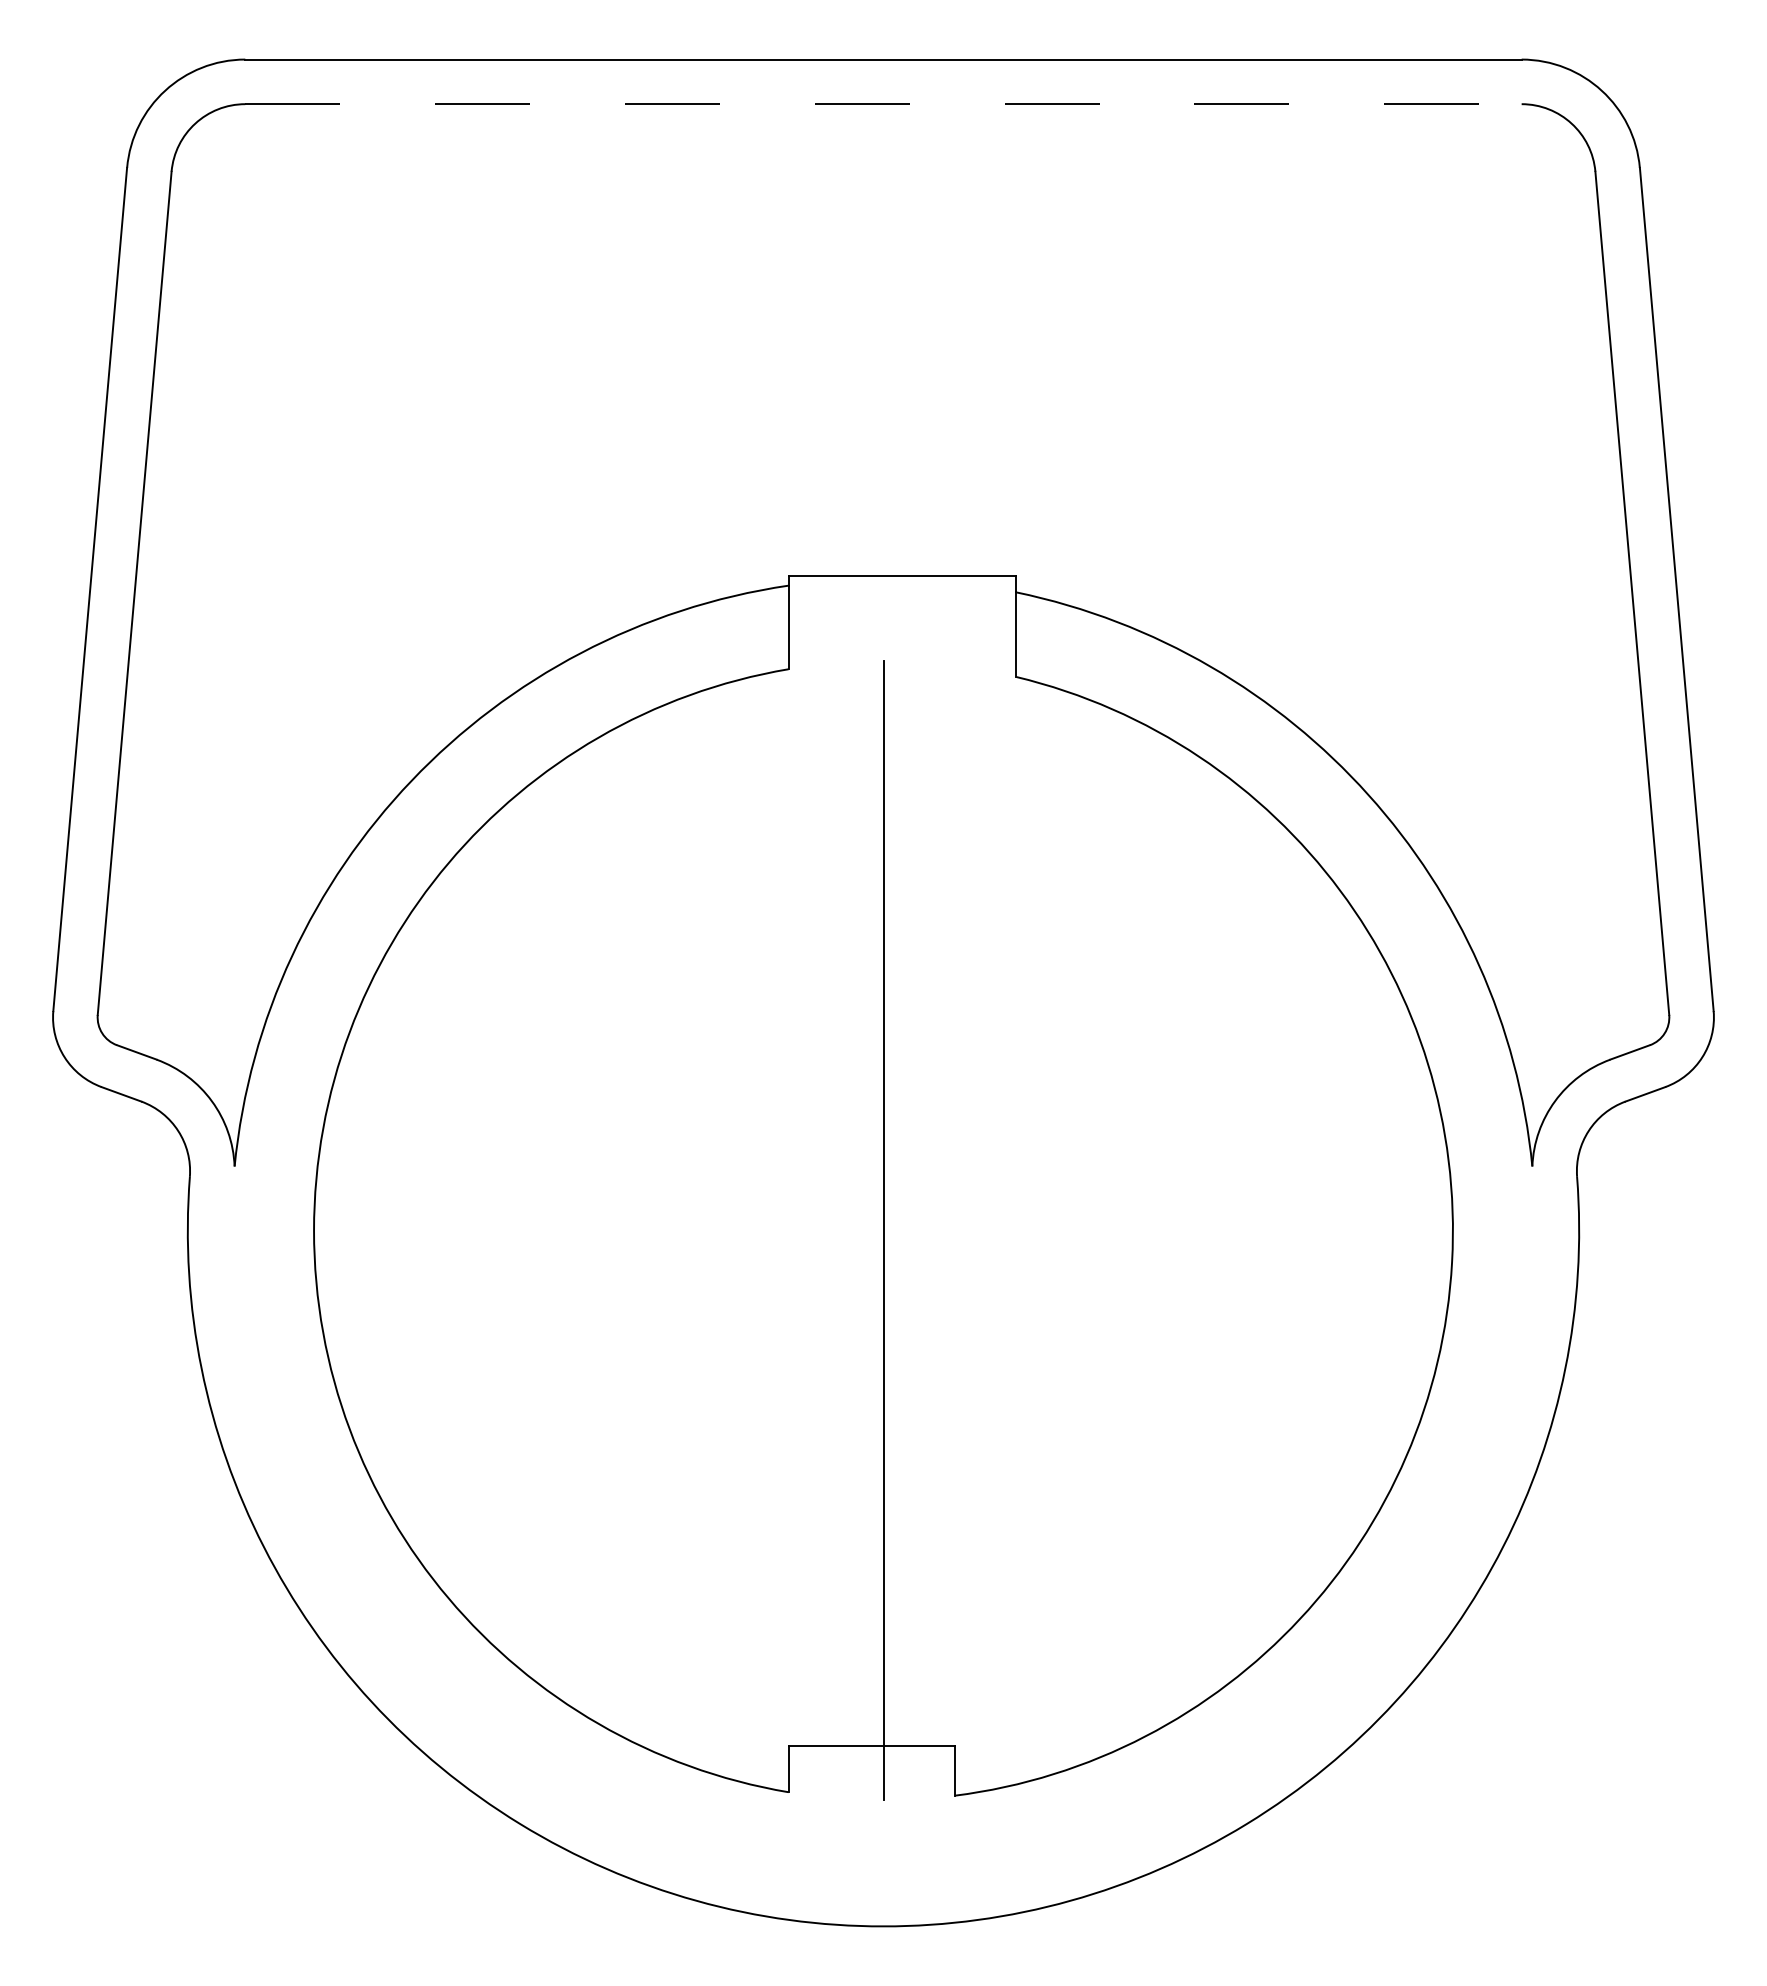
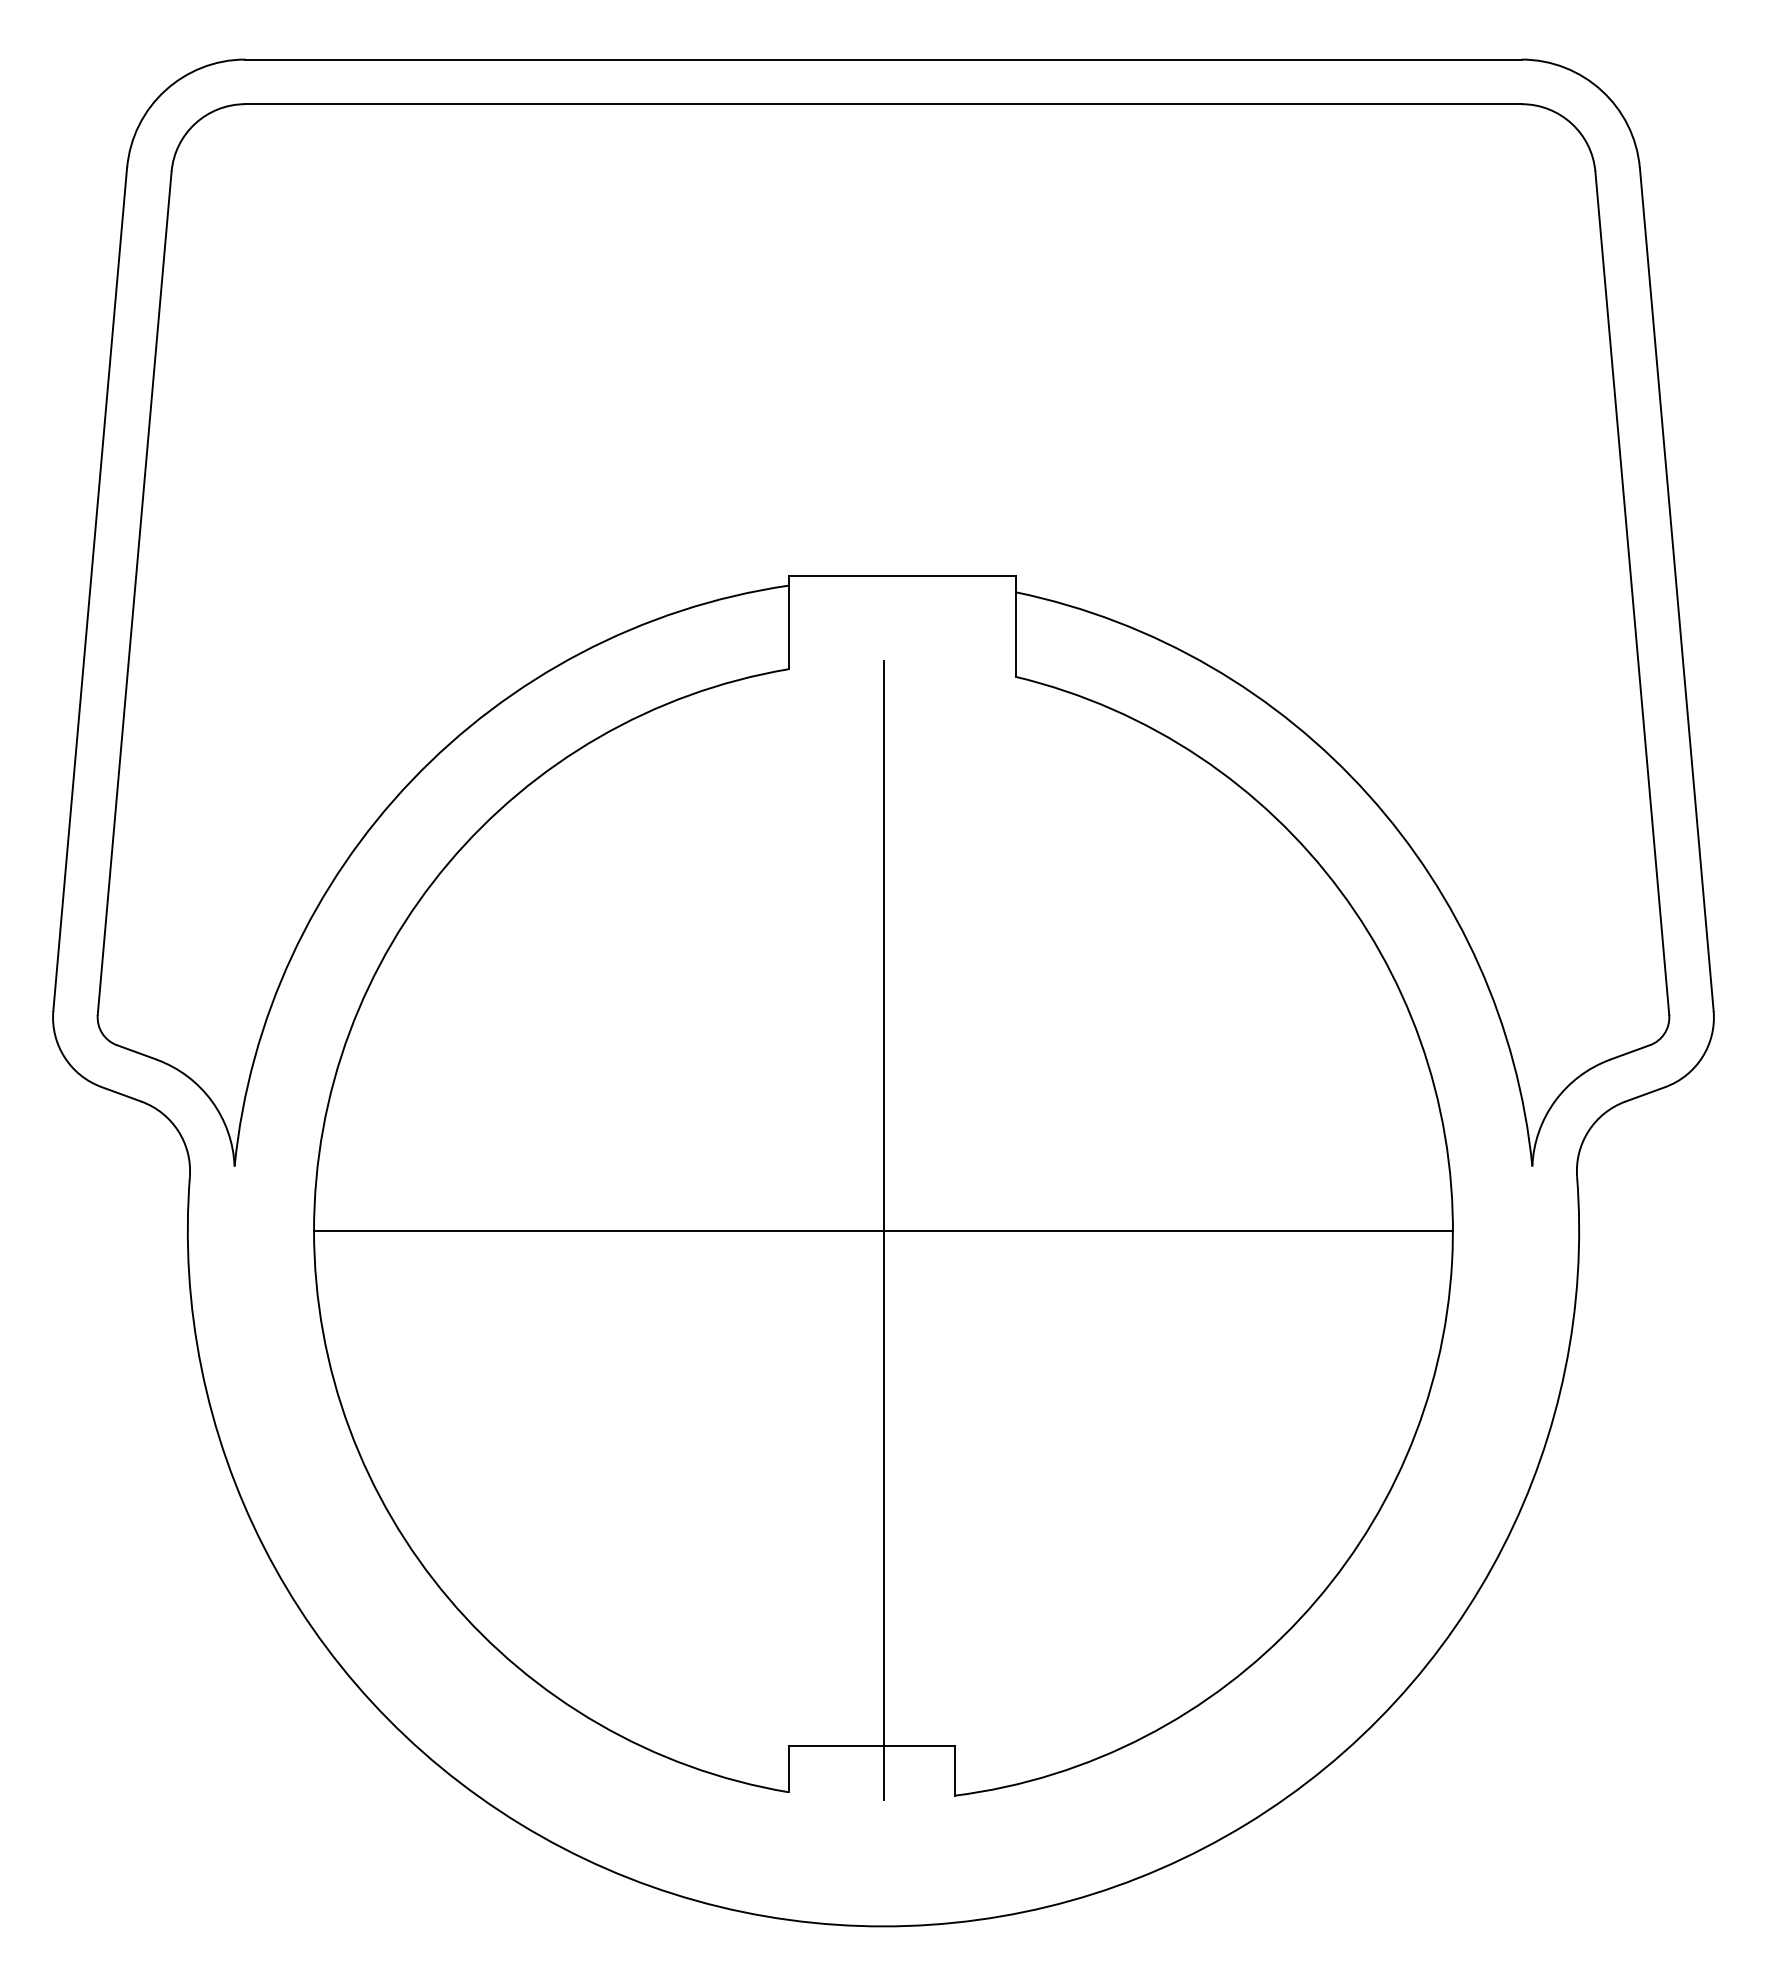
line: dashed -> solid (883, 104)
line: none -> present (883, 1230)
